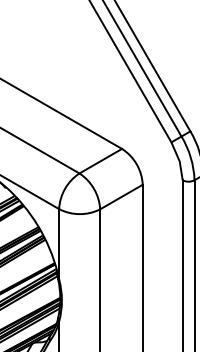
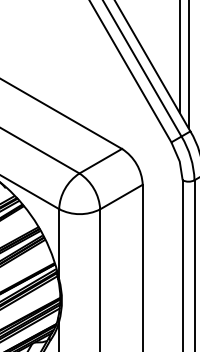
line: none -> present (179, 57)
line: none -> present (188, 65)
